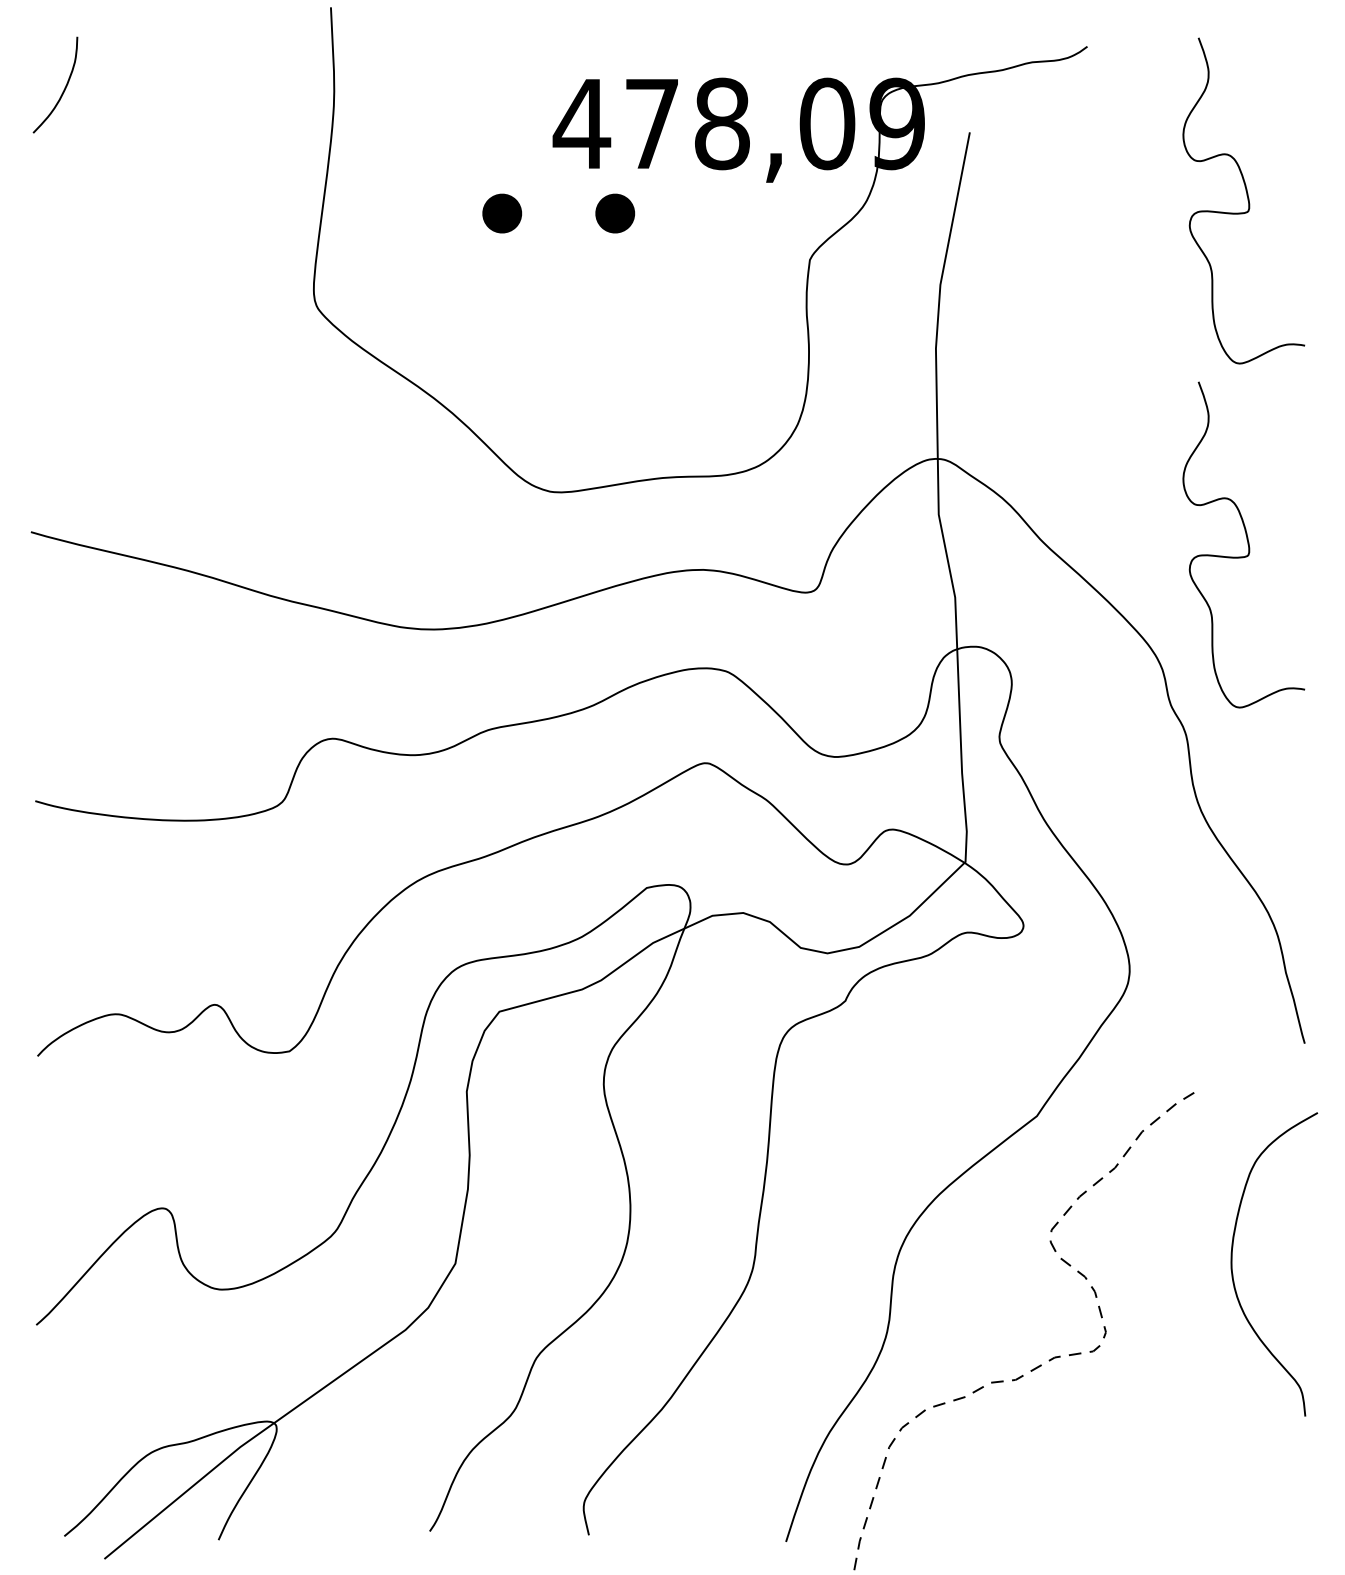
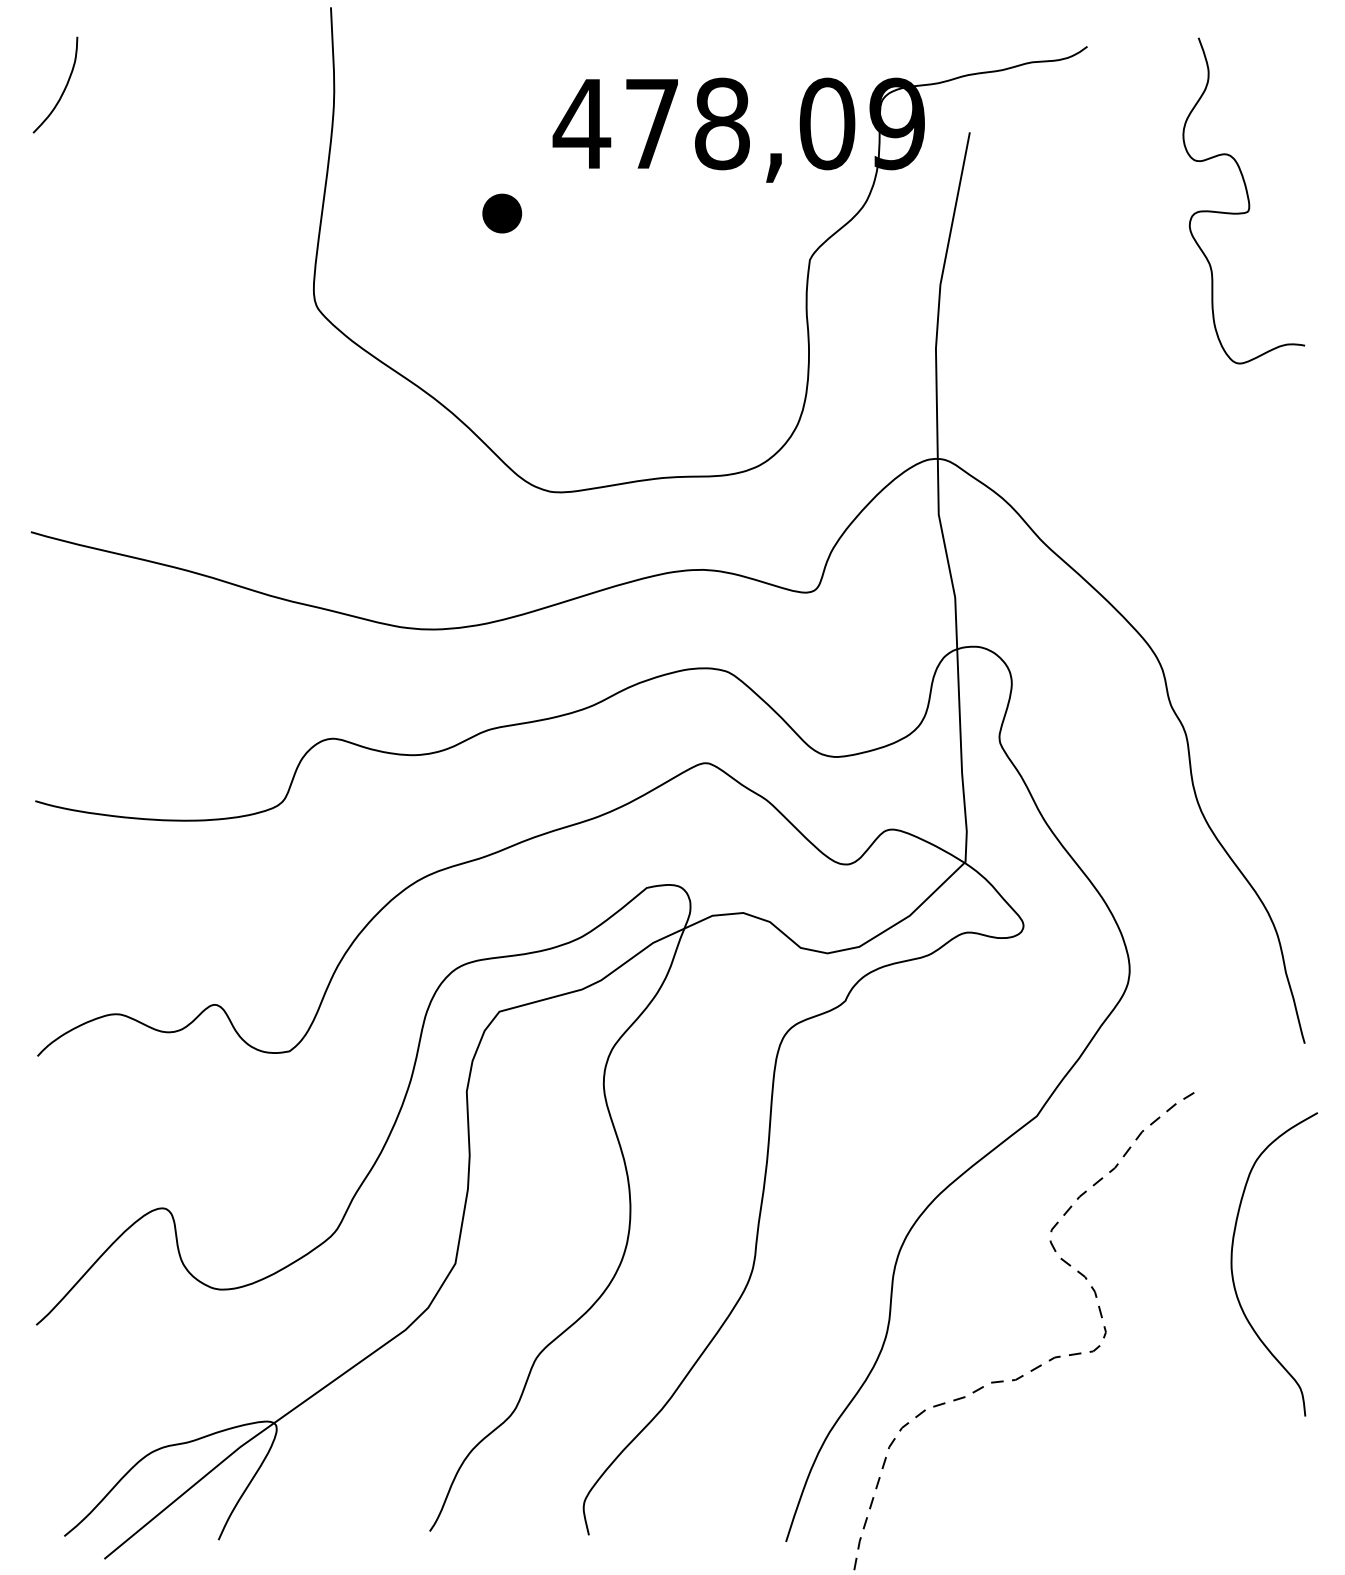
part: present -> none (615, 213)
curve: present -> none (1247, 544)
